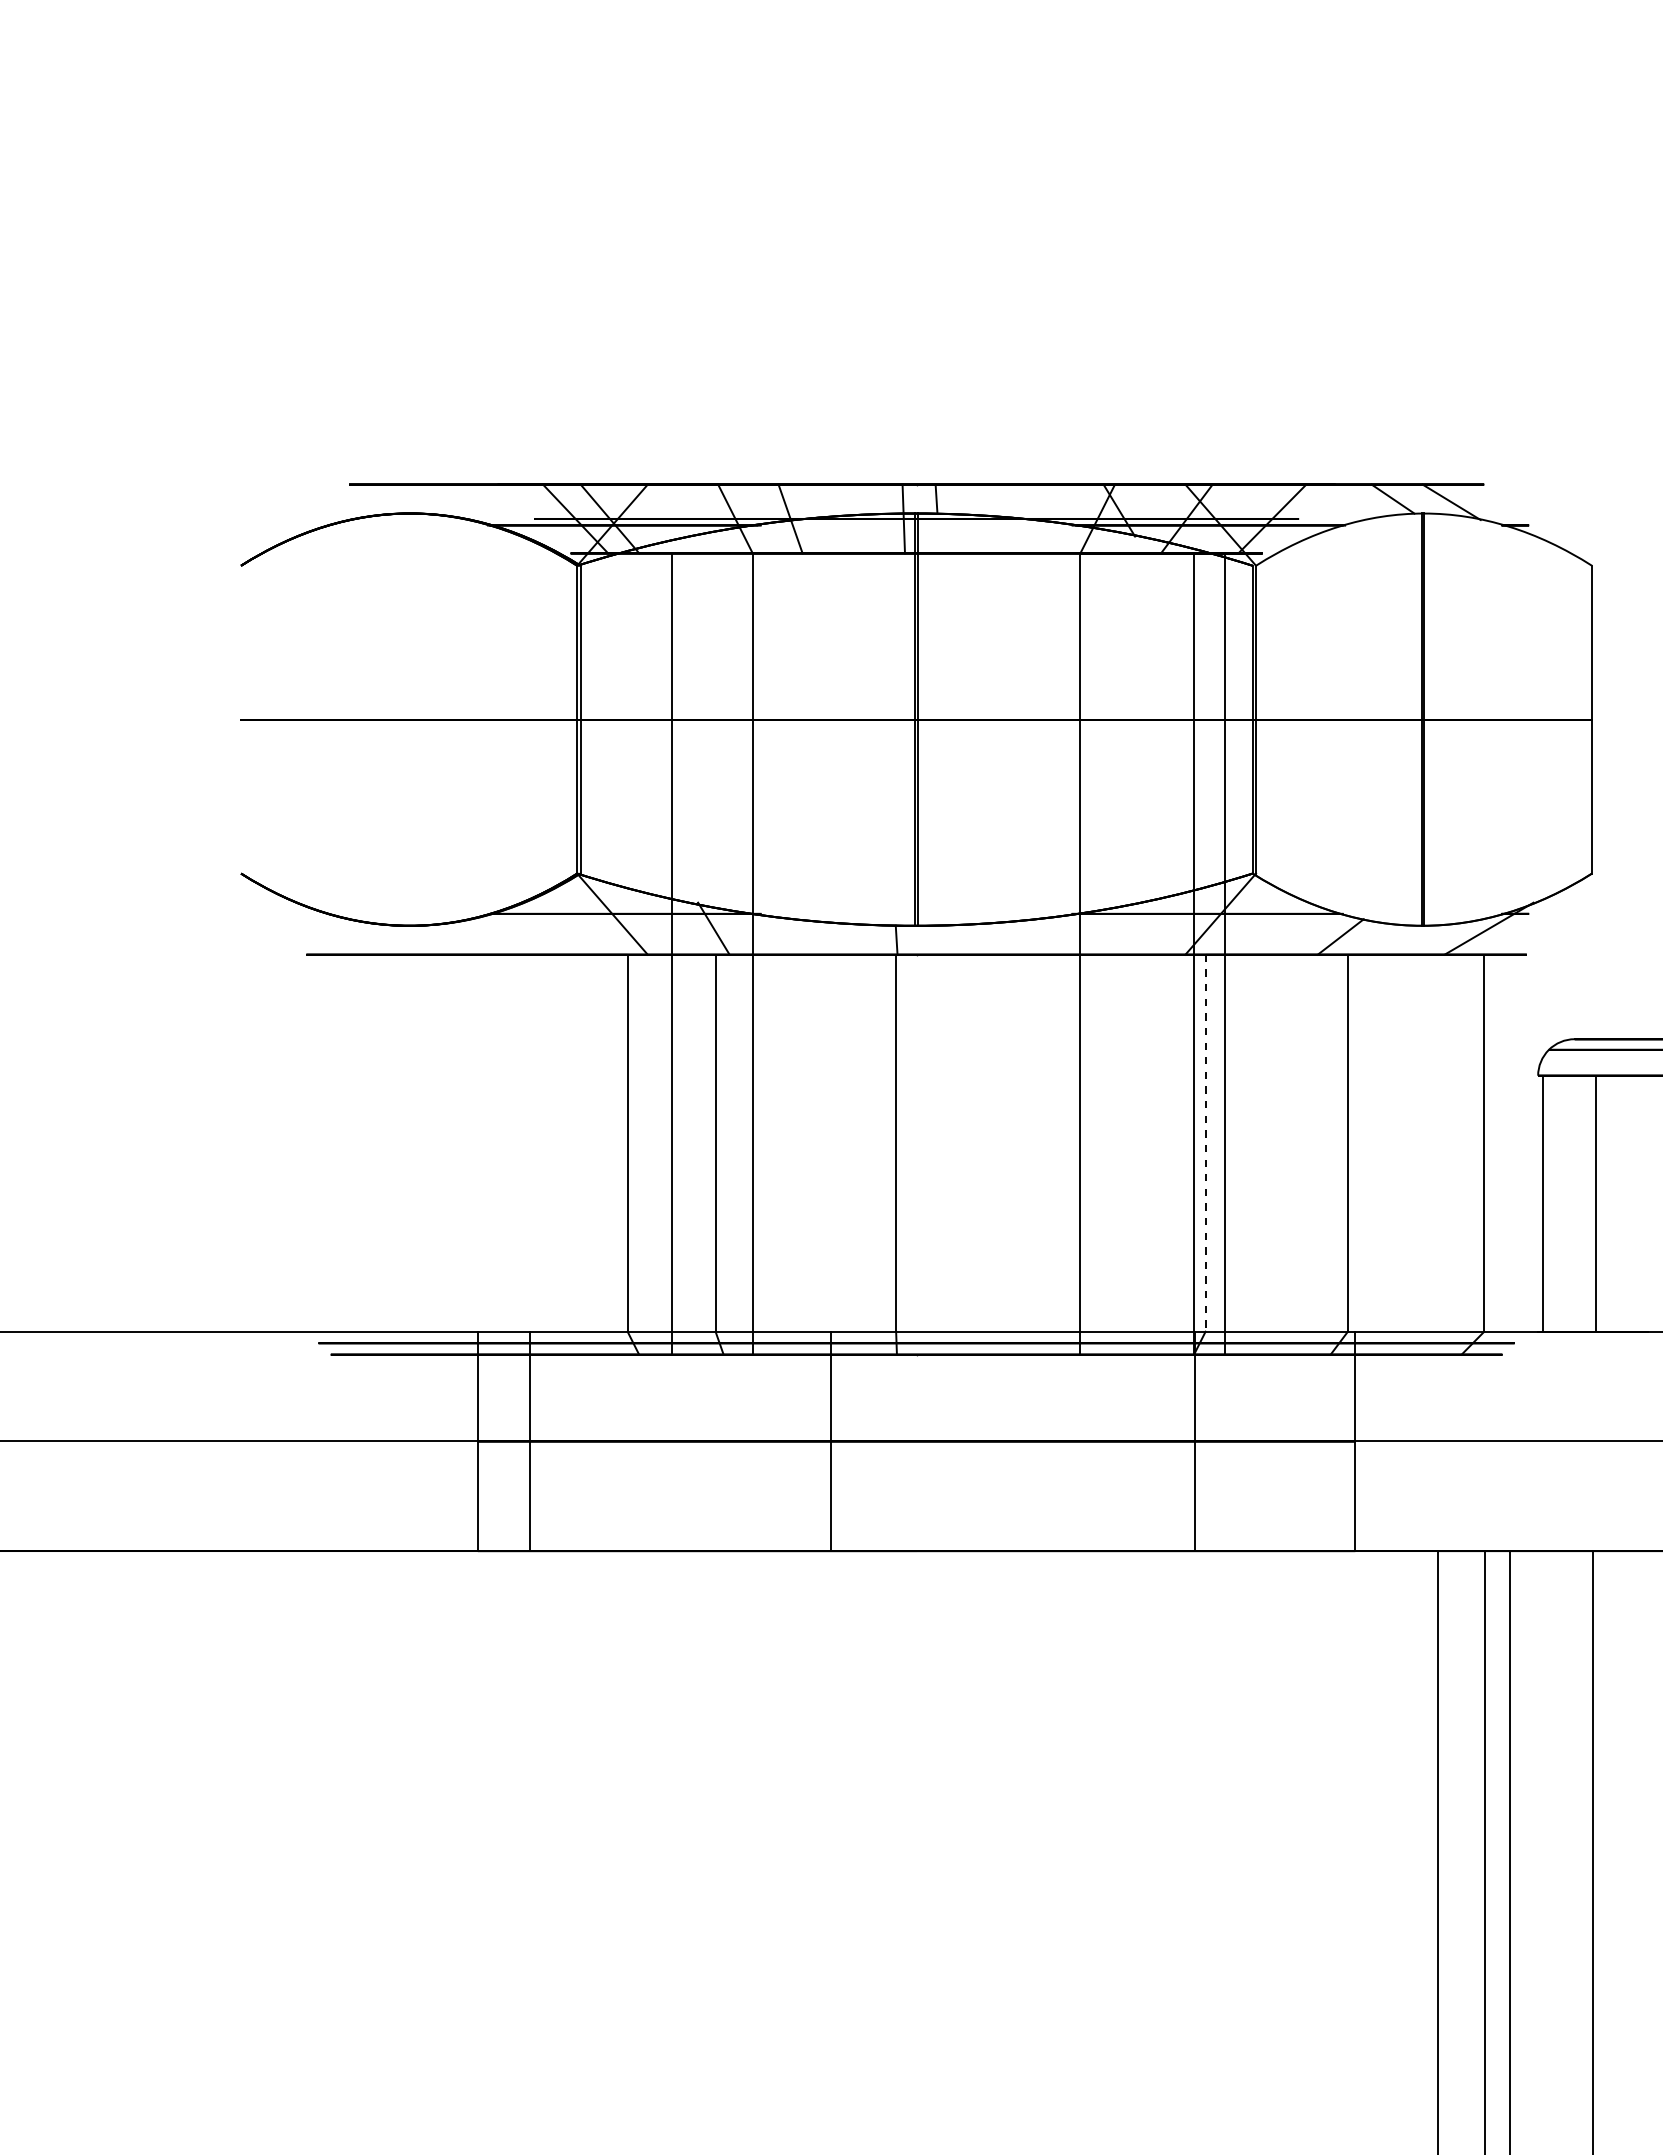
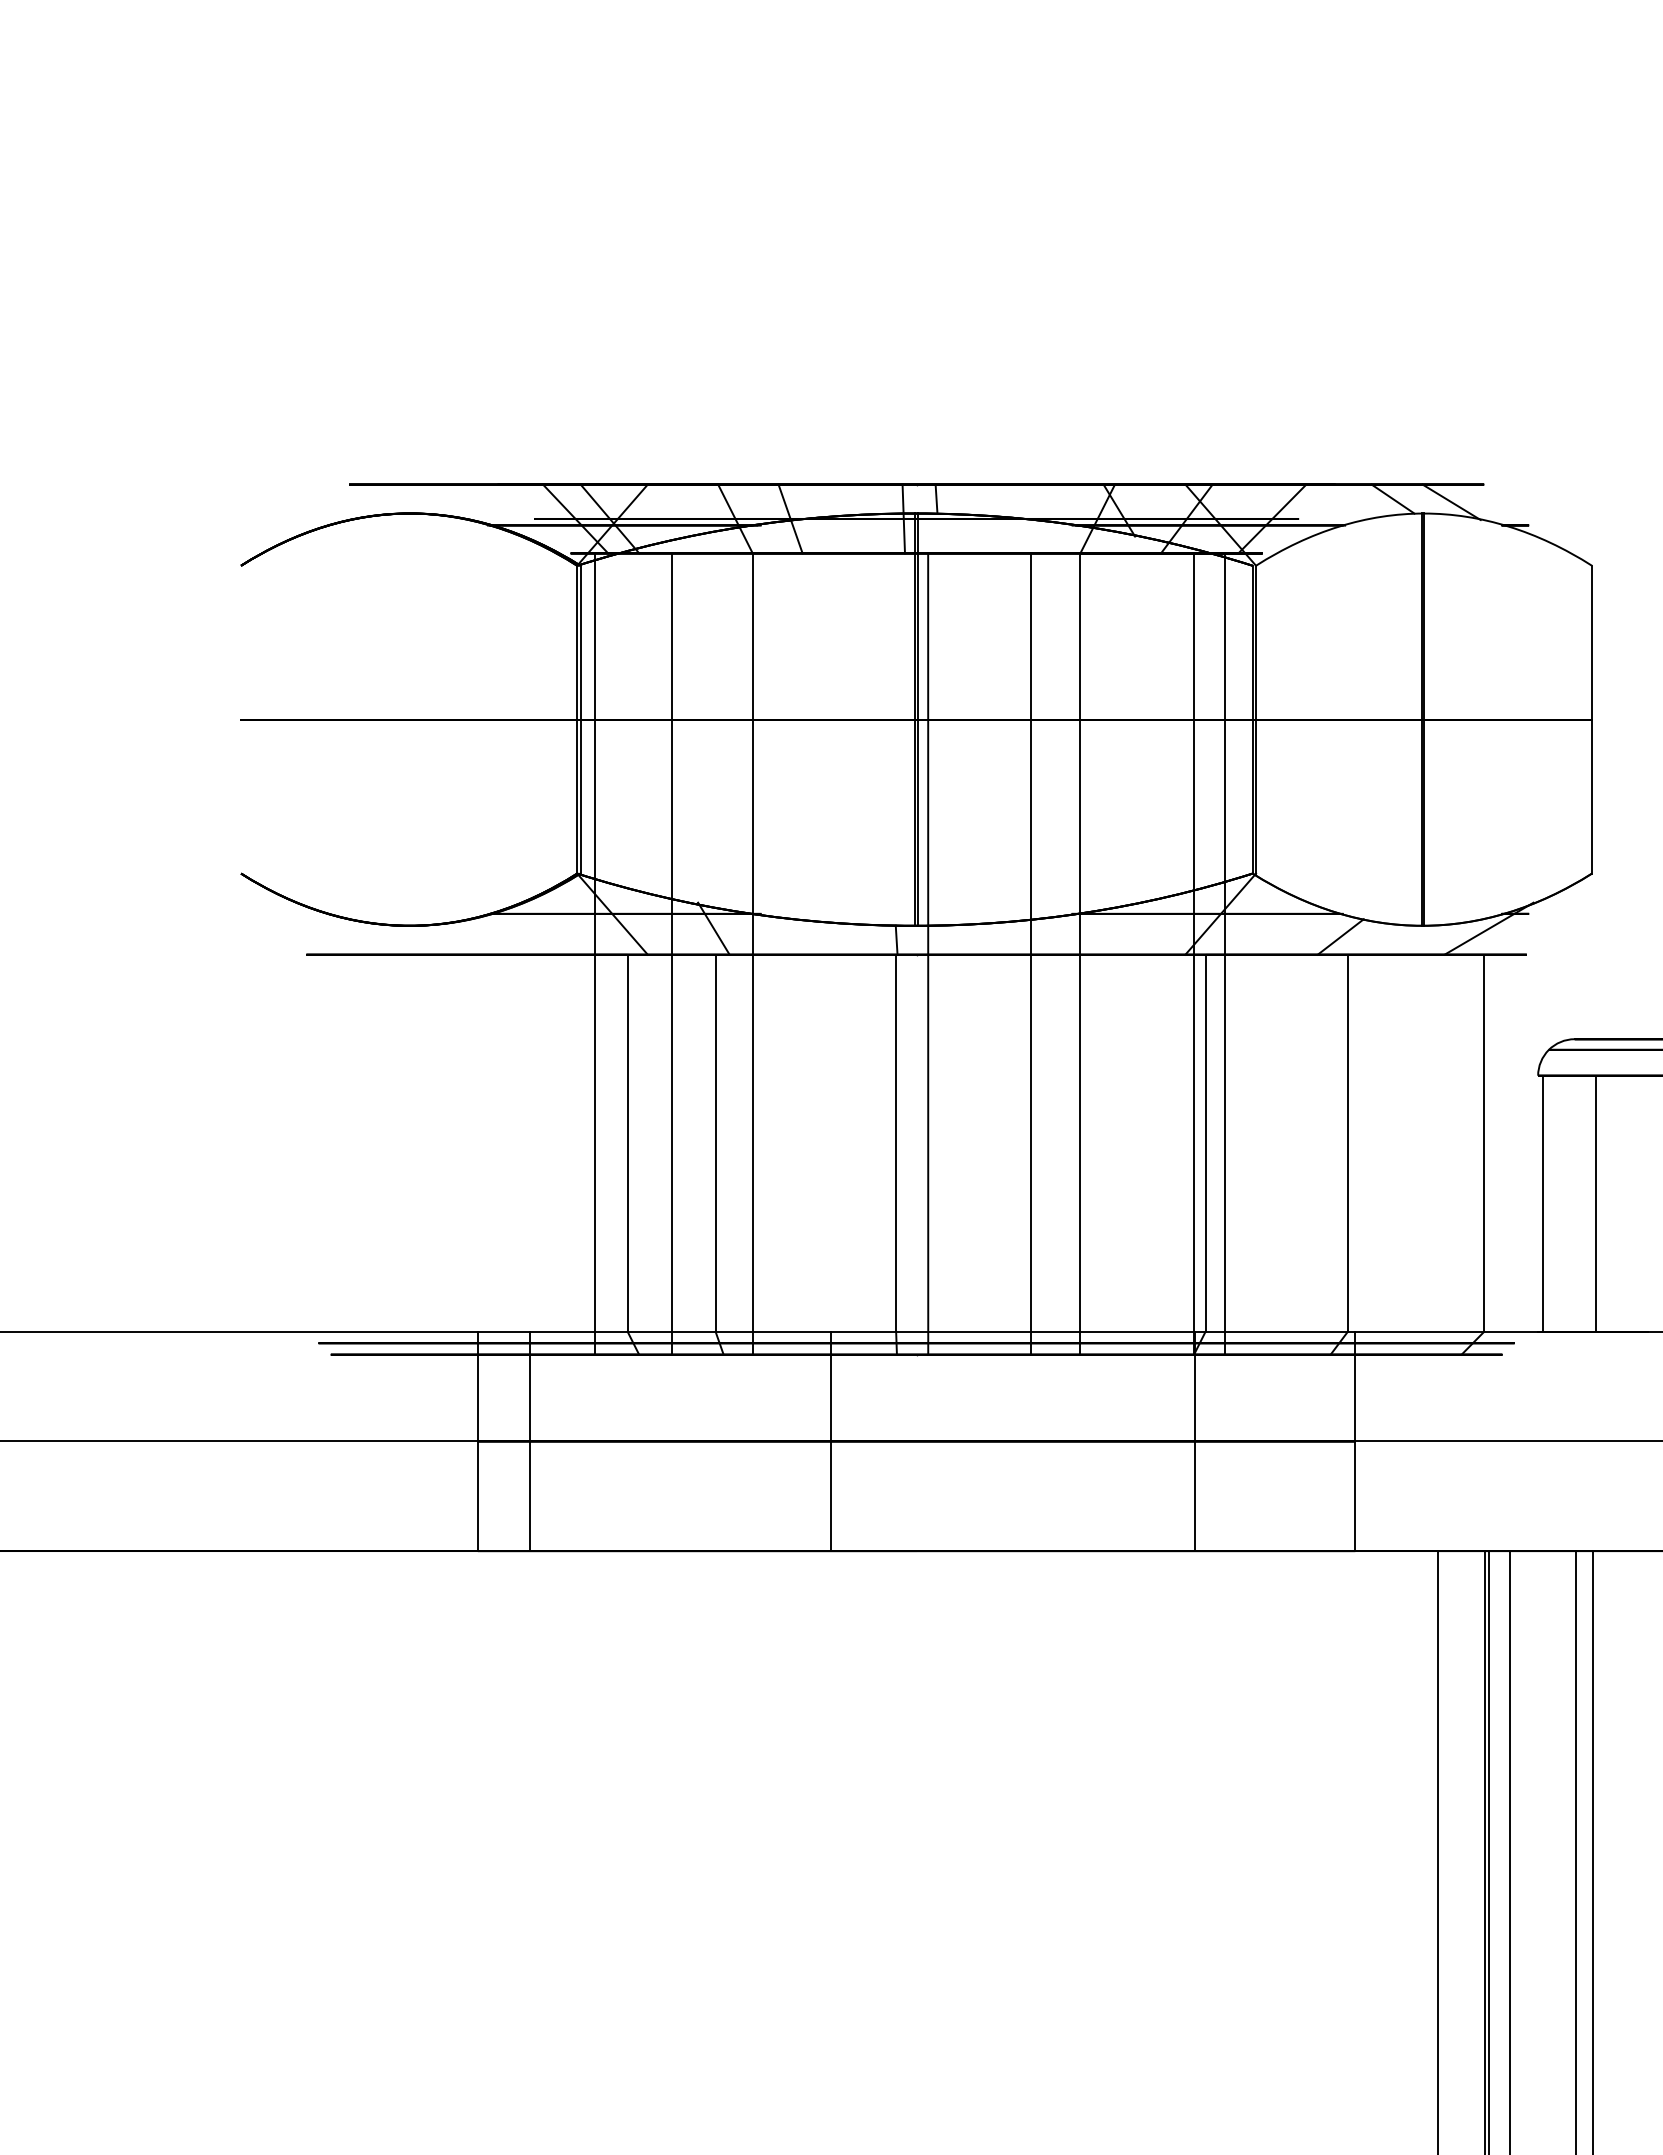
line: none -> present (594, 953)
line: none -> present (928, 953)
line: none -> present (1030, 953)
line: dashed -> solid (1205, 1143)
line: none -> present (1489, 1851)
line: none -> present (1575, 1851)
